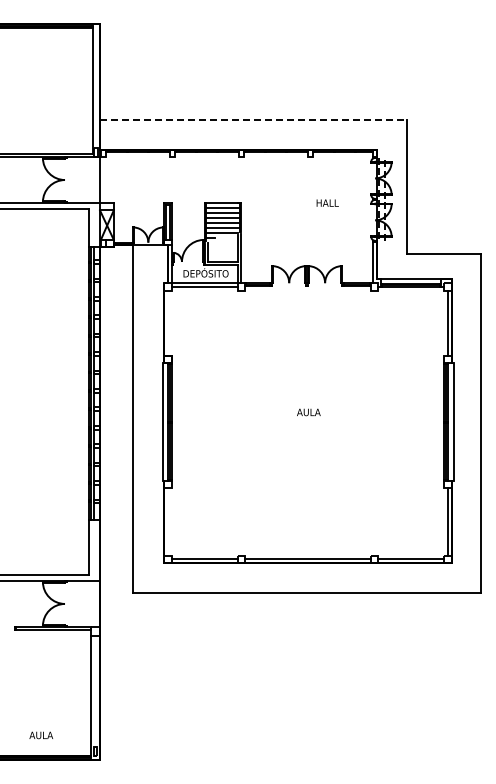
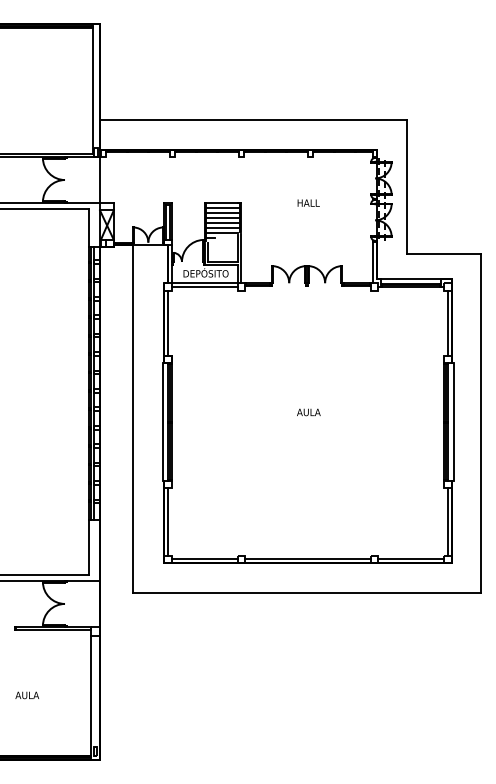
line: dashed -> solid (253, 120)
text position: (327, 202) -> (308, 202) (308, 202)
line: none -> present (168, 322)
line: none -> present (168, 521)
text position: (41, 735) -> (27, 695) (27, 695)
